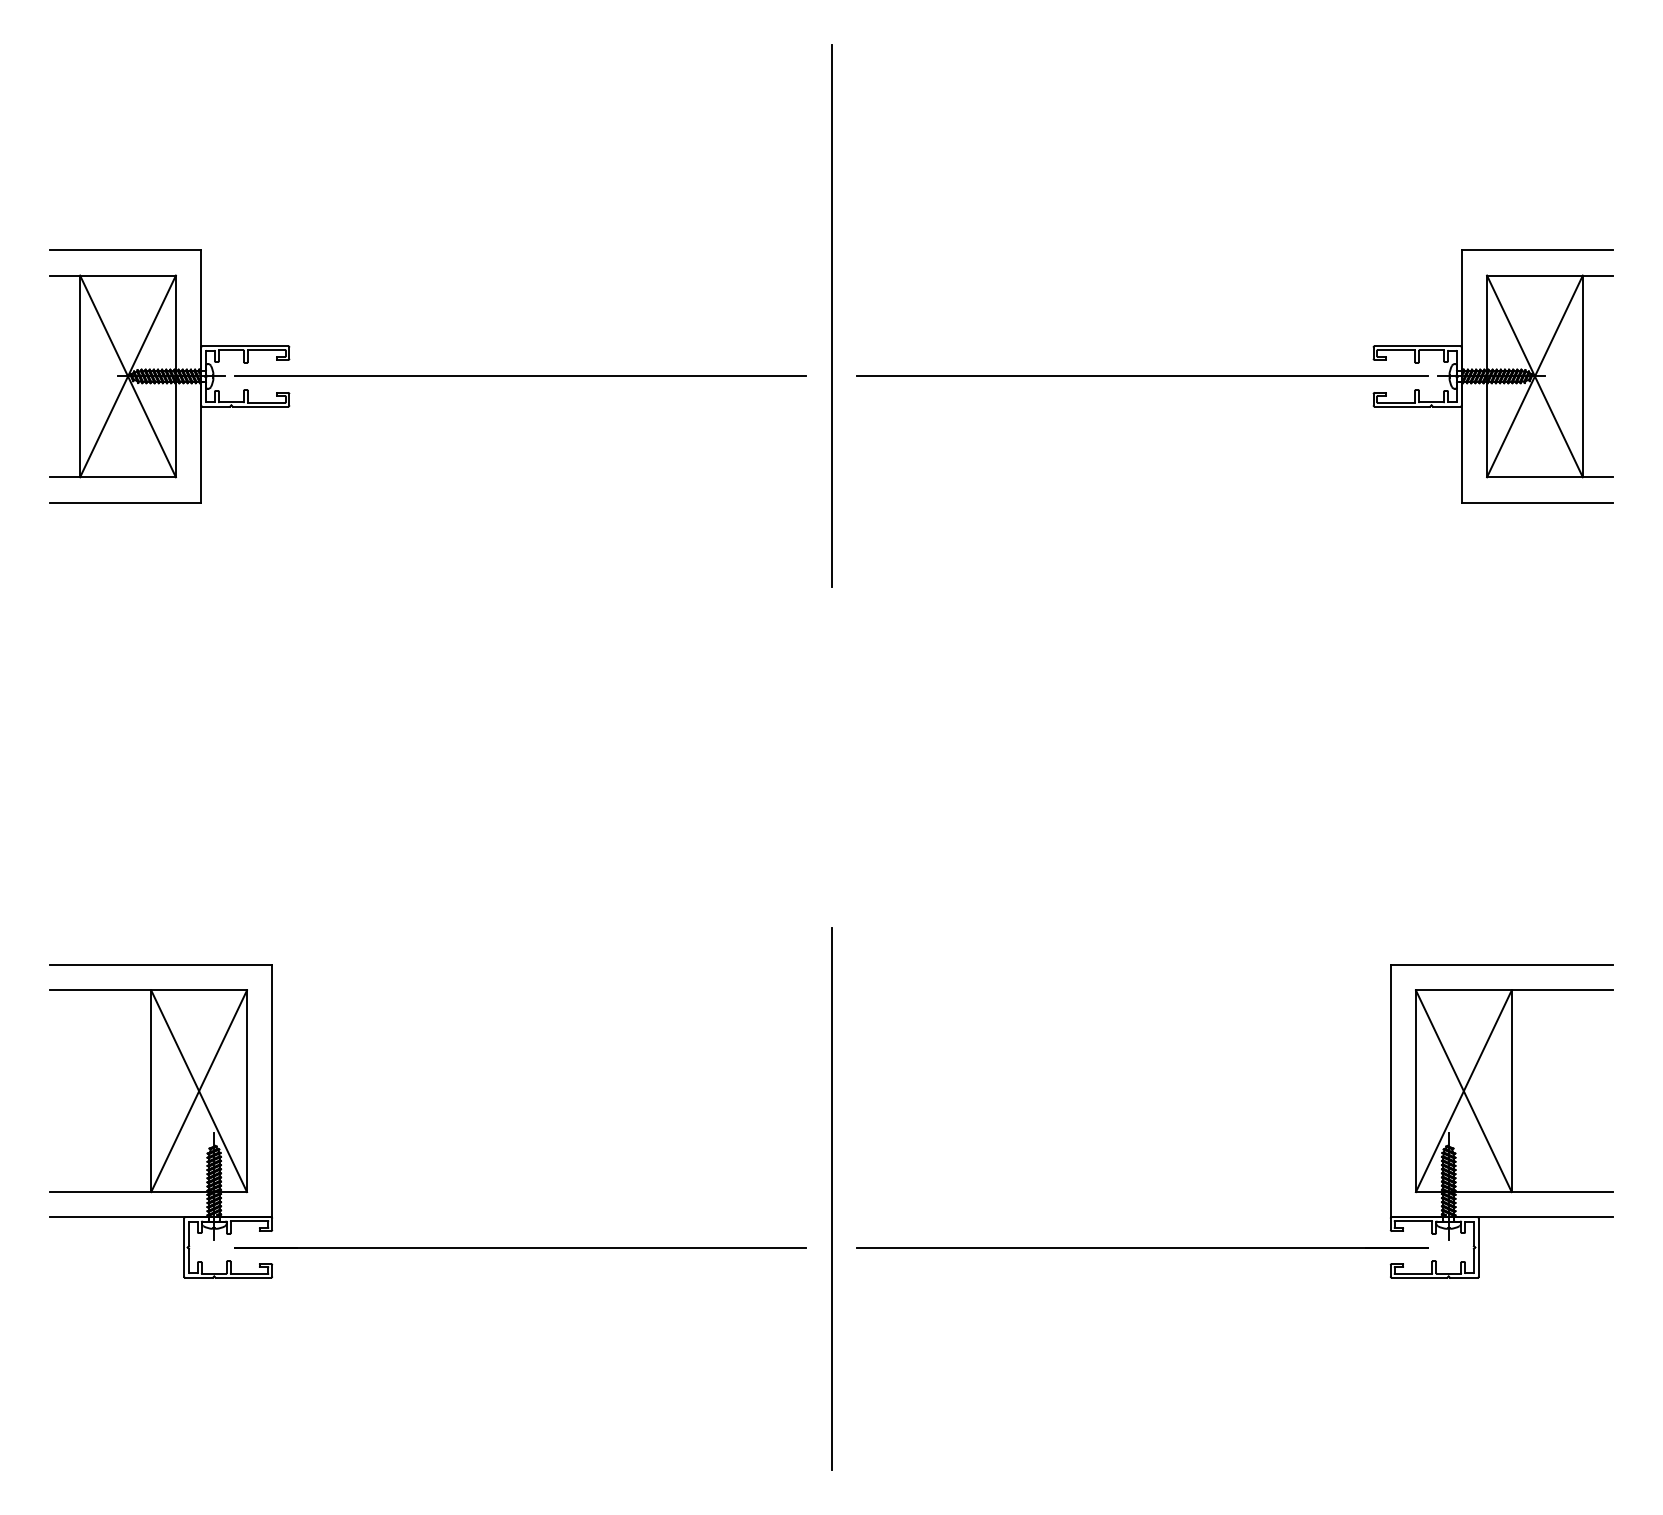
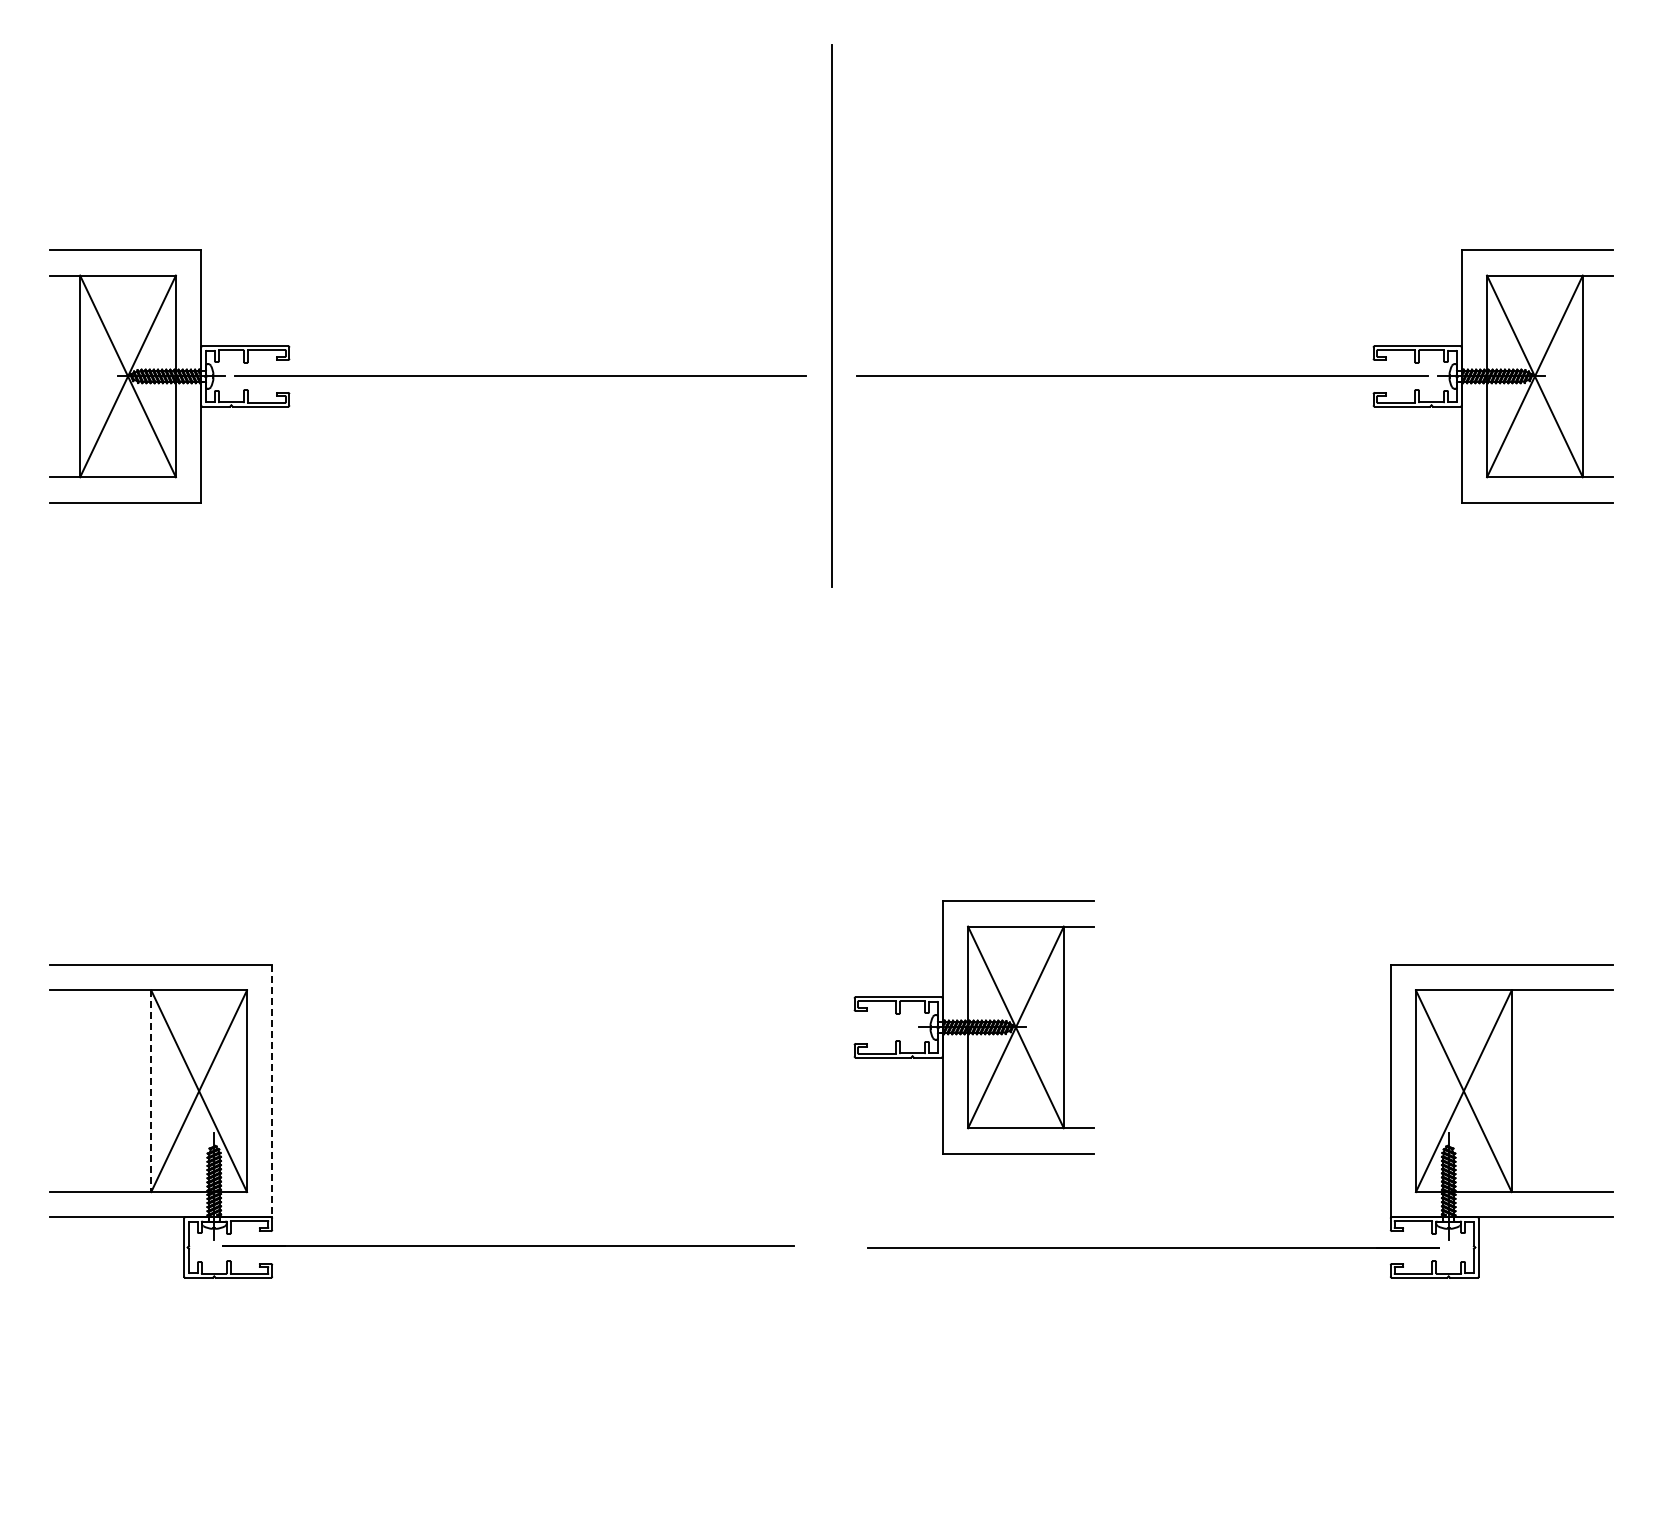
part: none -> present (973, 1027)
line: solid -> dashed (151, 1091)
line: solid -> dashed (272, 1091)
line: present -> none (831, 1198)
line position: (520, 1247) -> (508, 1245) (508, 1245)
line position: (1142, 1247) -> (1153, 1247) (1153, 1247)
